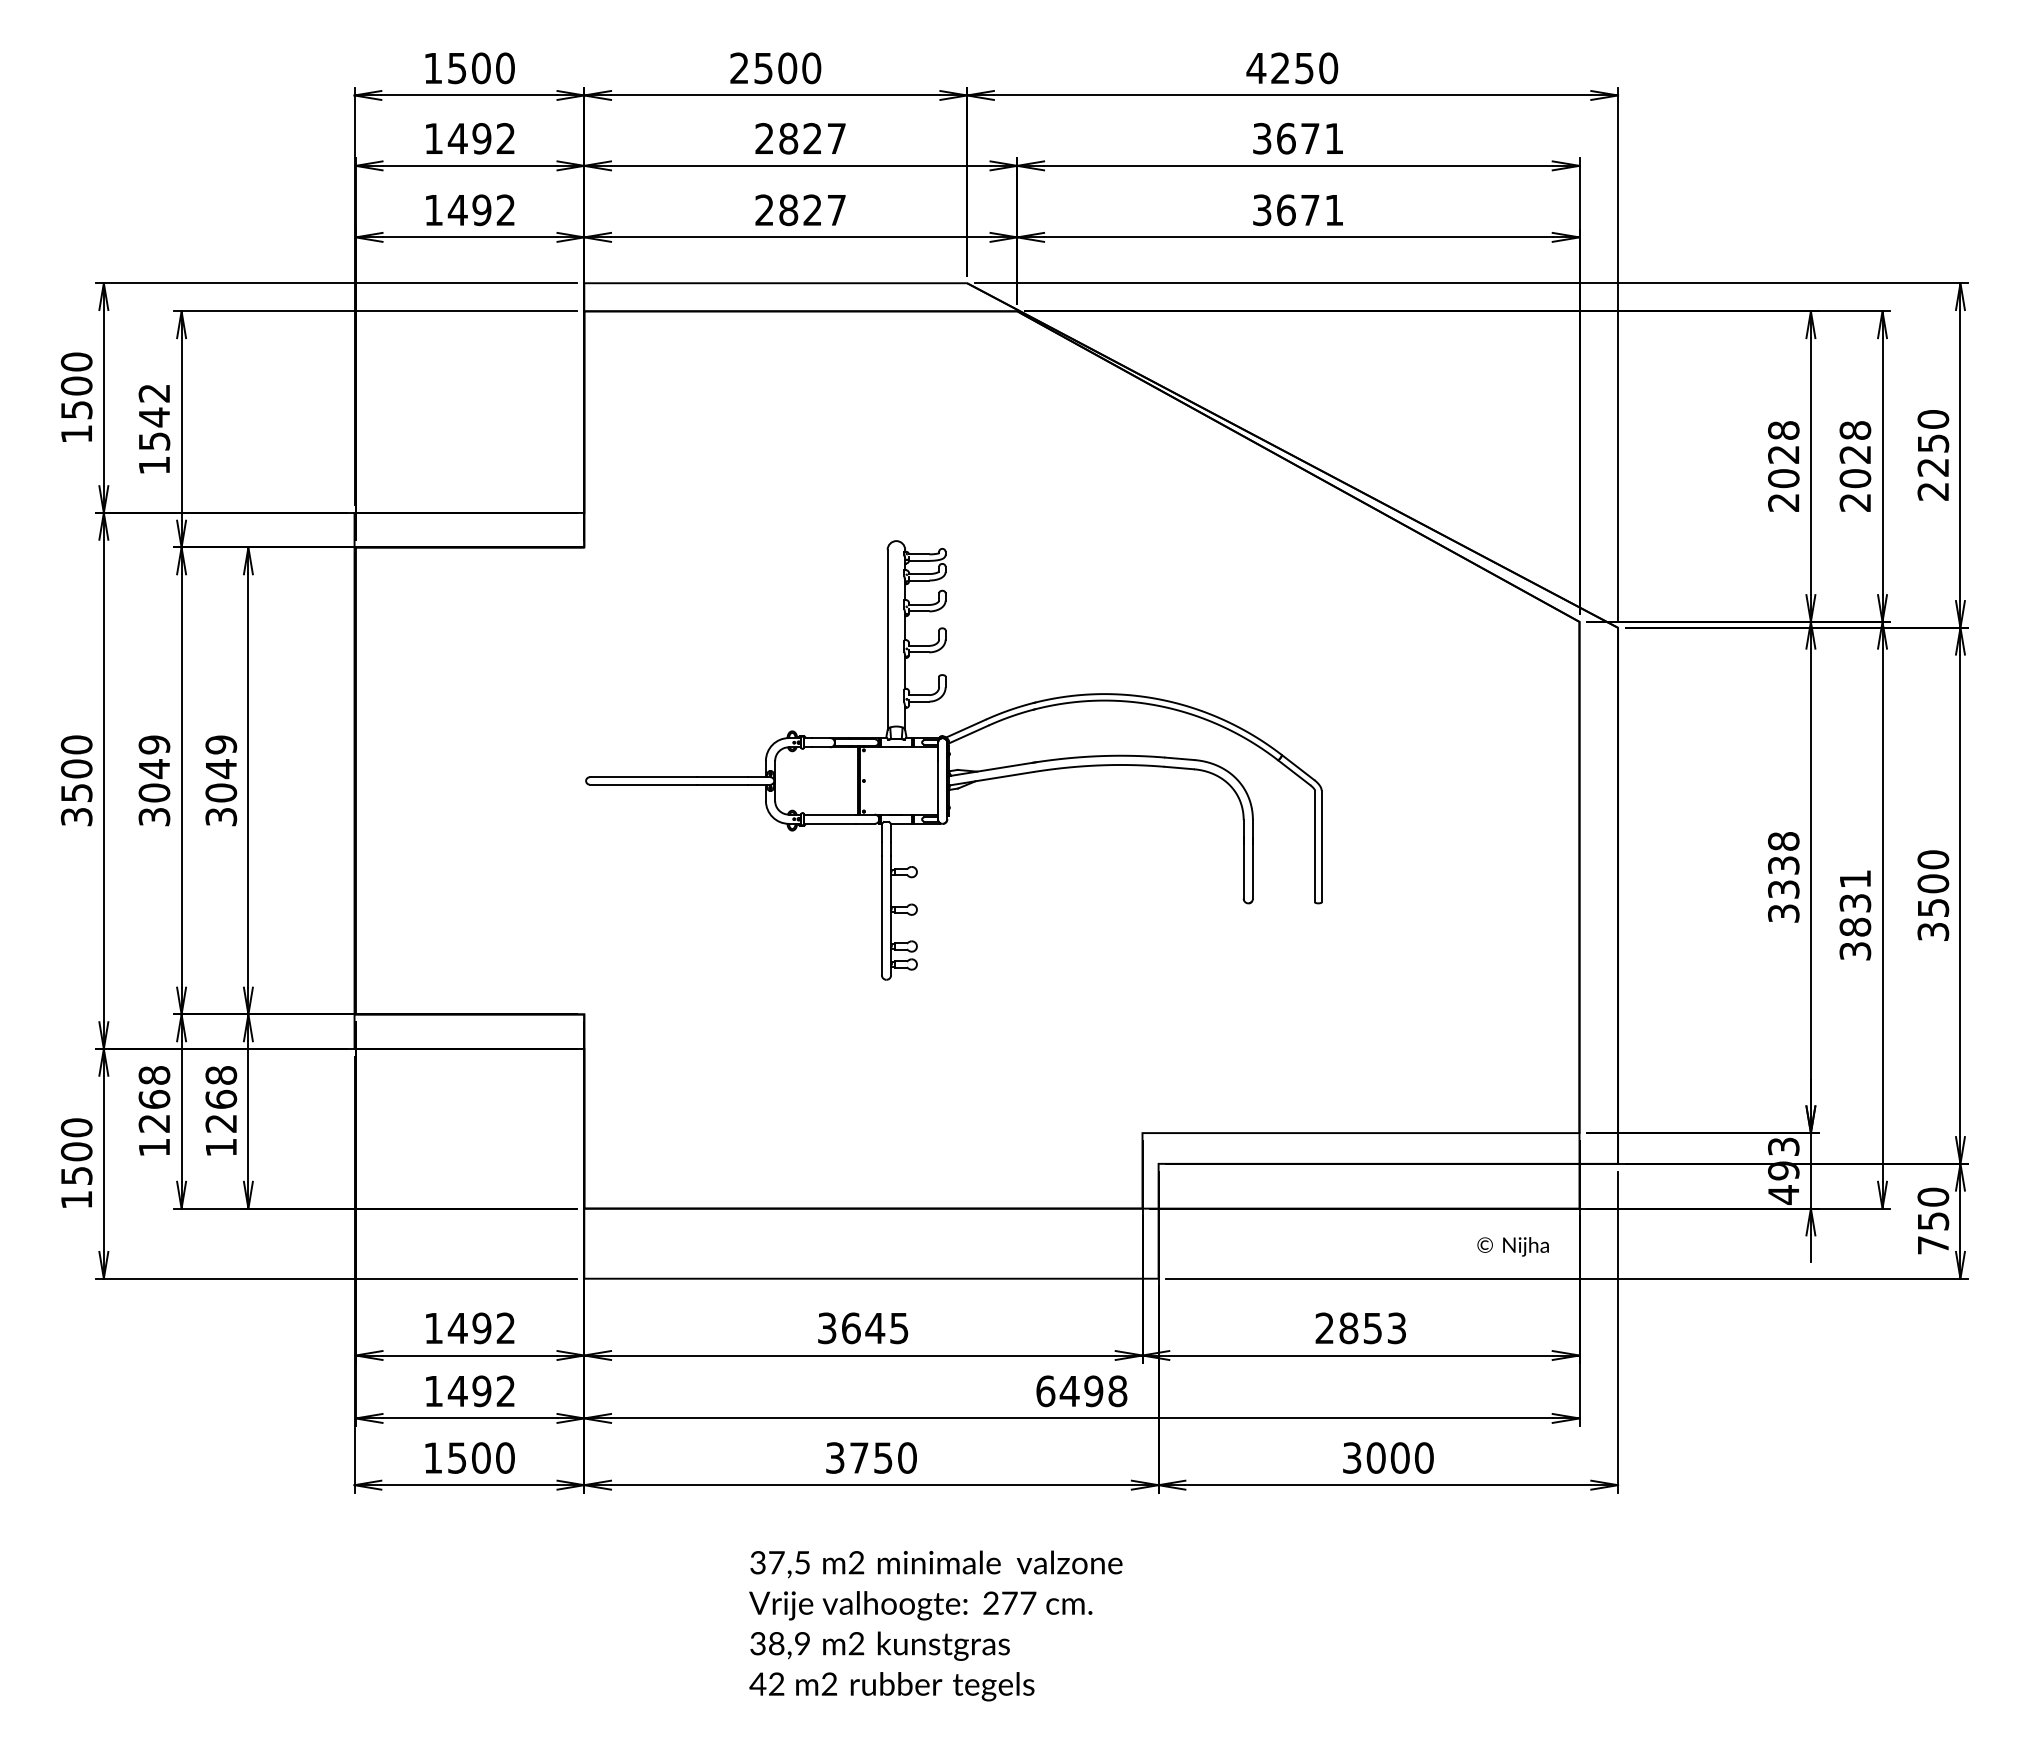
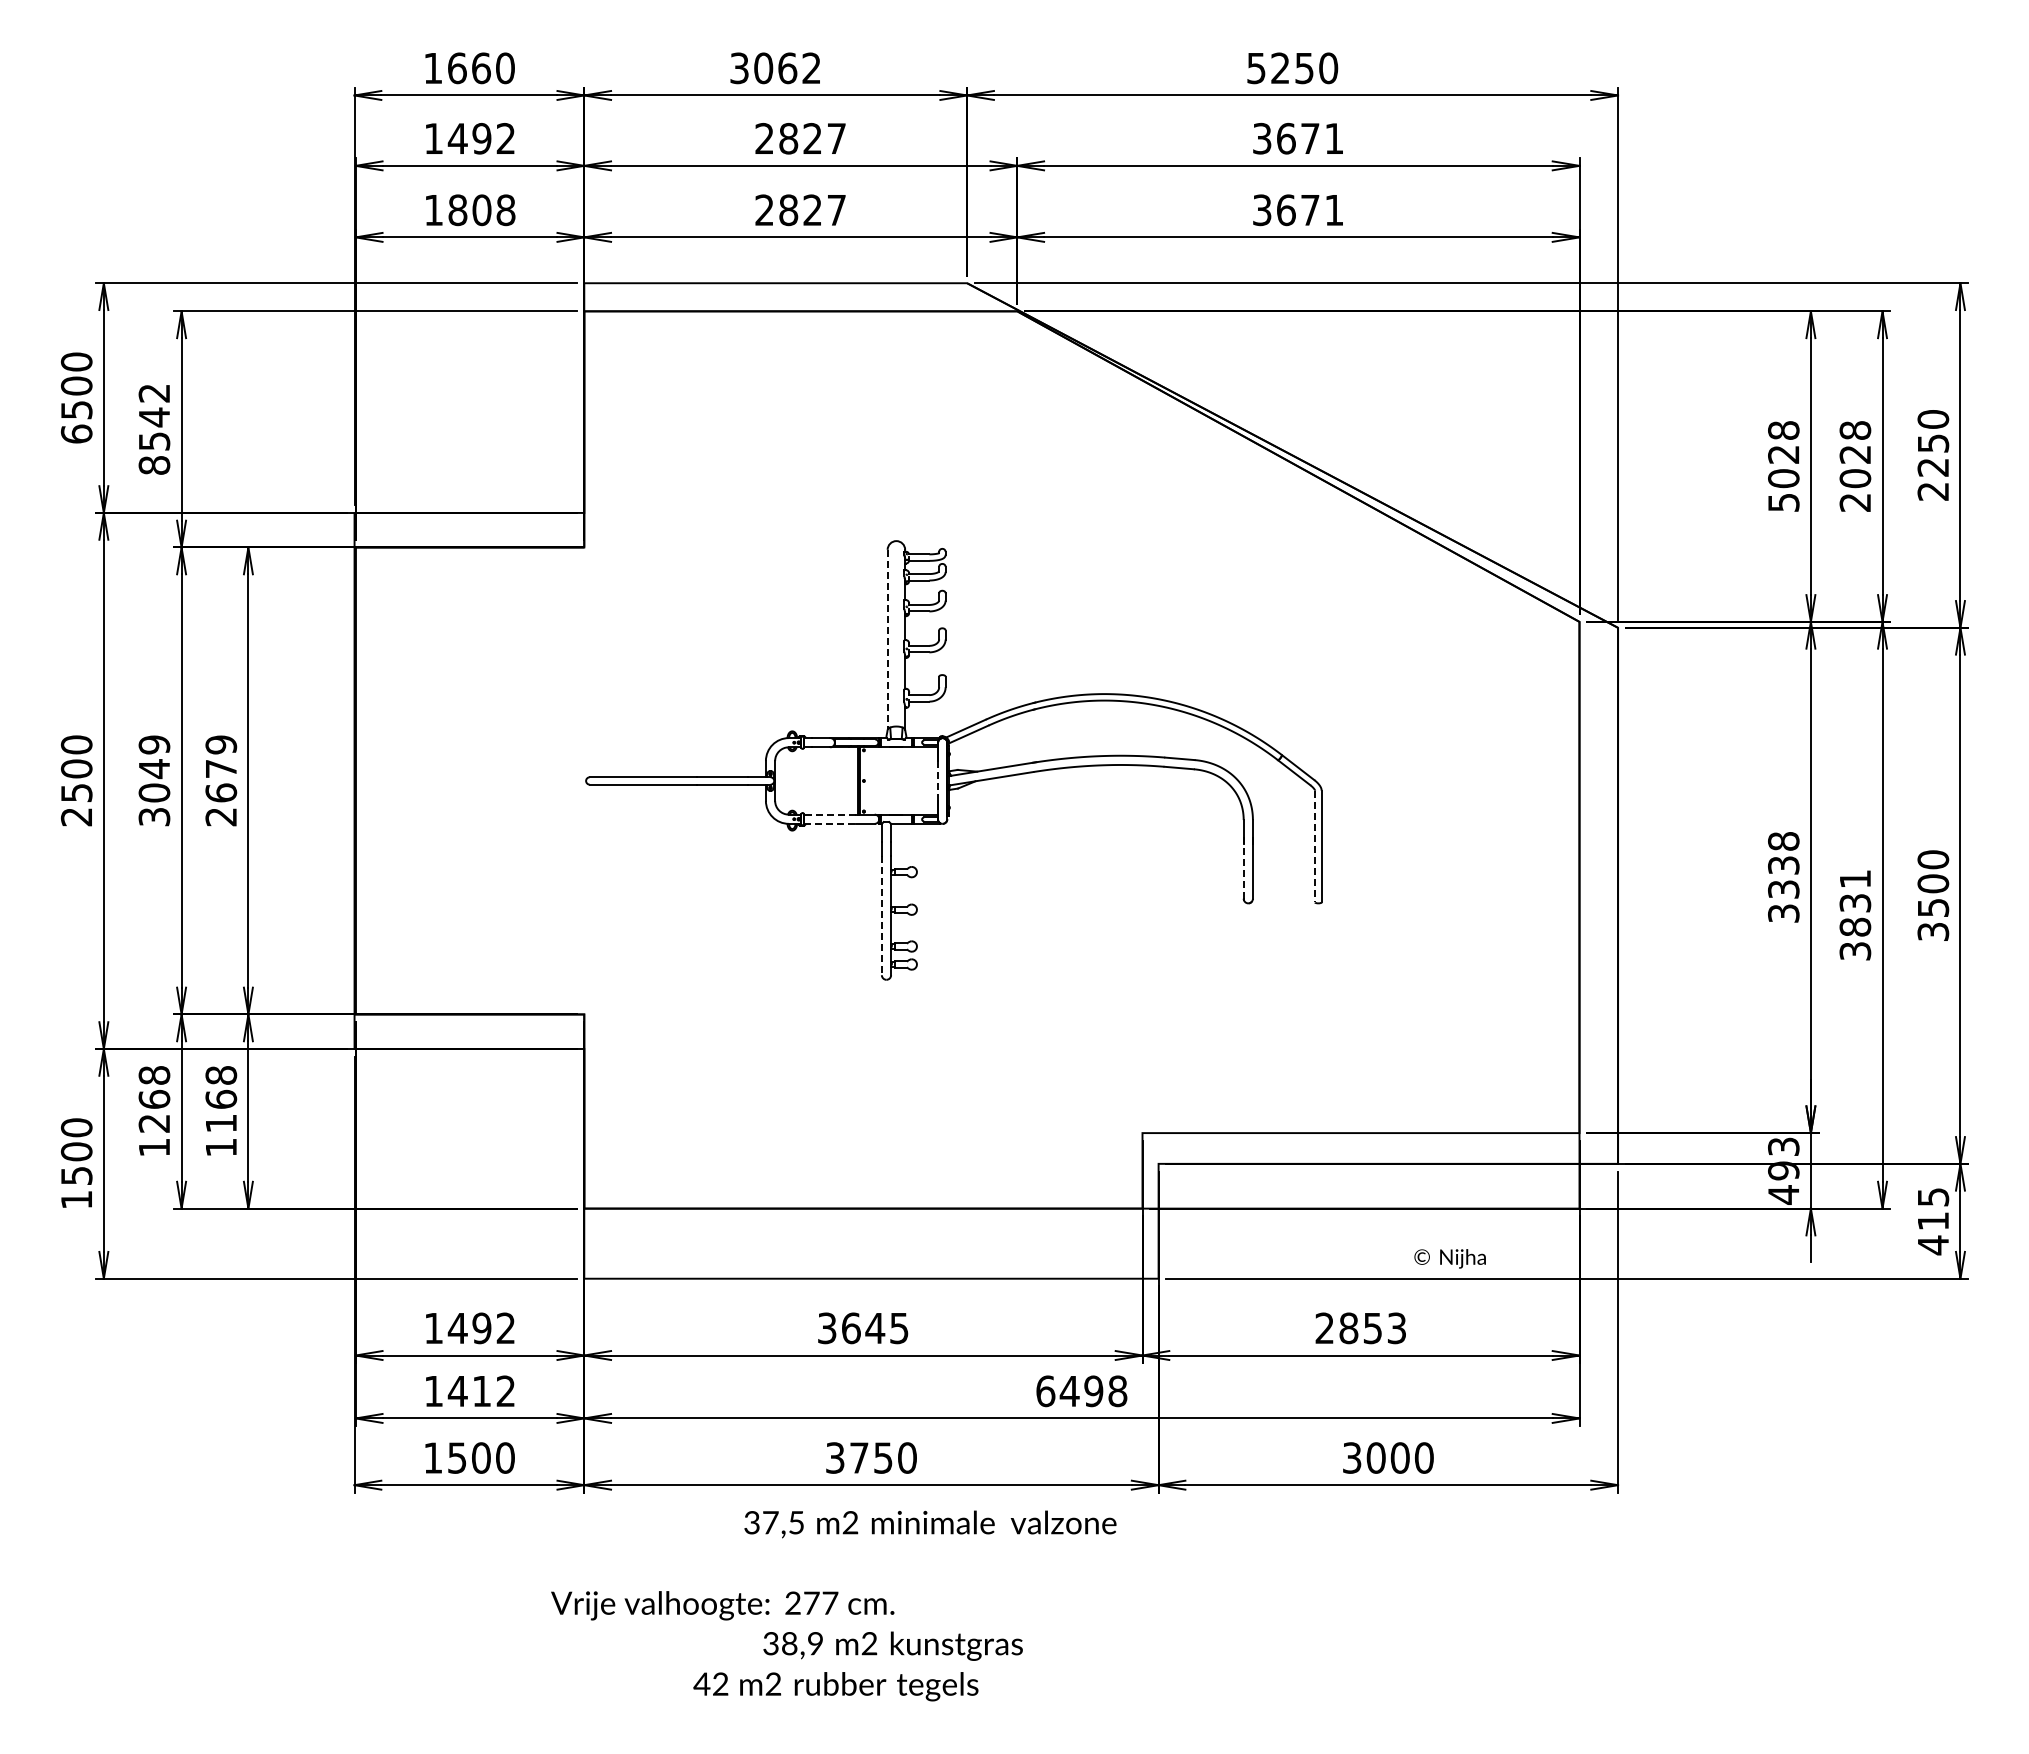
text: 1500 -> 1660 (469, 68)
text: 2500 -> 3062 (775, 68)
text: 4250 -> 5250 (1256, 68)
text: 1492 -> 1808 (481, 210)
text: 1500 -> 6500 (76, 433)
text: 1542 -> 8542 (154, 465)
text: 2028 -> 5028 (1783, 502)
line: solid -> dashed (887, 640)
line: solid -> dashed (938, 780)
text: 3049 -> 2679 (221, 792)
line: solid -> dashed (829, 814)
text: 3500 -> 2500 (76, 817)
line: solid -> dashed (830, 823)
line: solid -> dashed (1315, 846)
line: solid -> dashed (1243, 868)
line: solid -> dashed (881, 915)
text: 1268 -> 1168 (220, 1123)
text: 750 -> 415 (1933, 1221)
text position: (1512, 1246) -> (1449, 1258) (1449, 1258)
text: 1492 -> 1412 (481, 1391)
text position: (936, 1564) -> (930, 1524) (930, 1524)
text position: (920, 1605) -> (722, 1605) (722, 1605)
text position: (879, 1645) -> (892, 1645) (892, 1645)
text position: (891, 1686) -> (835, 1686) (835, 1686)
